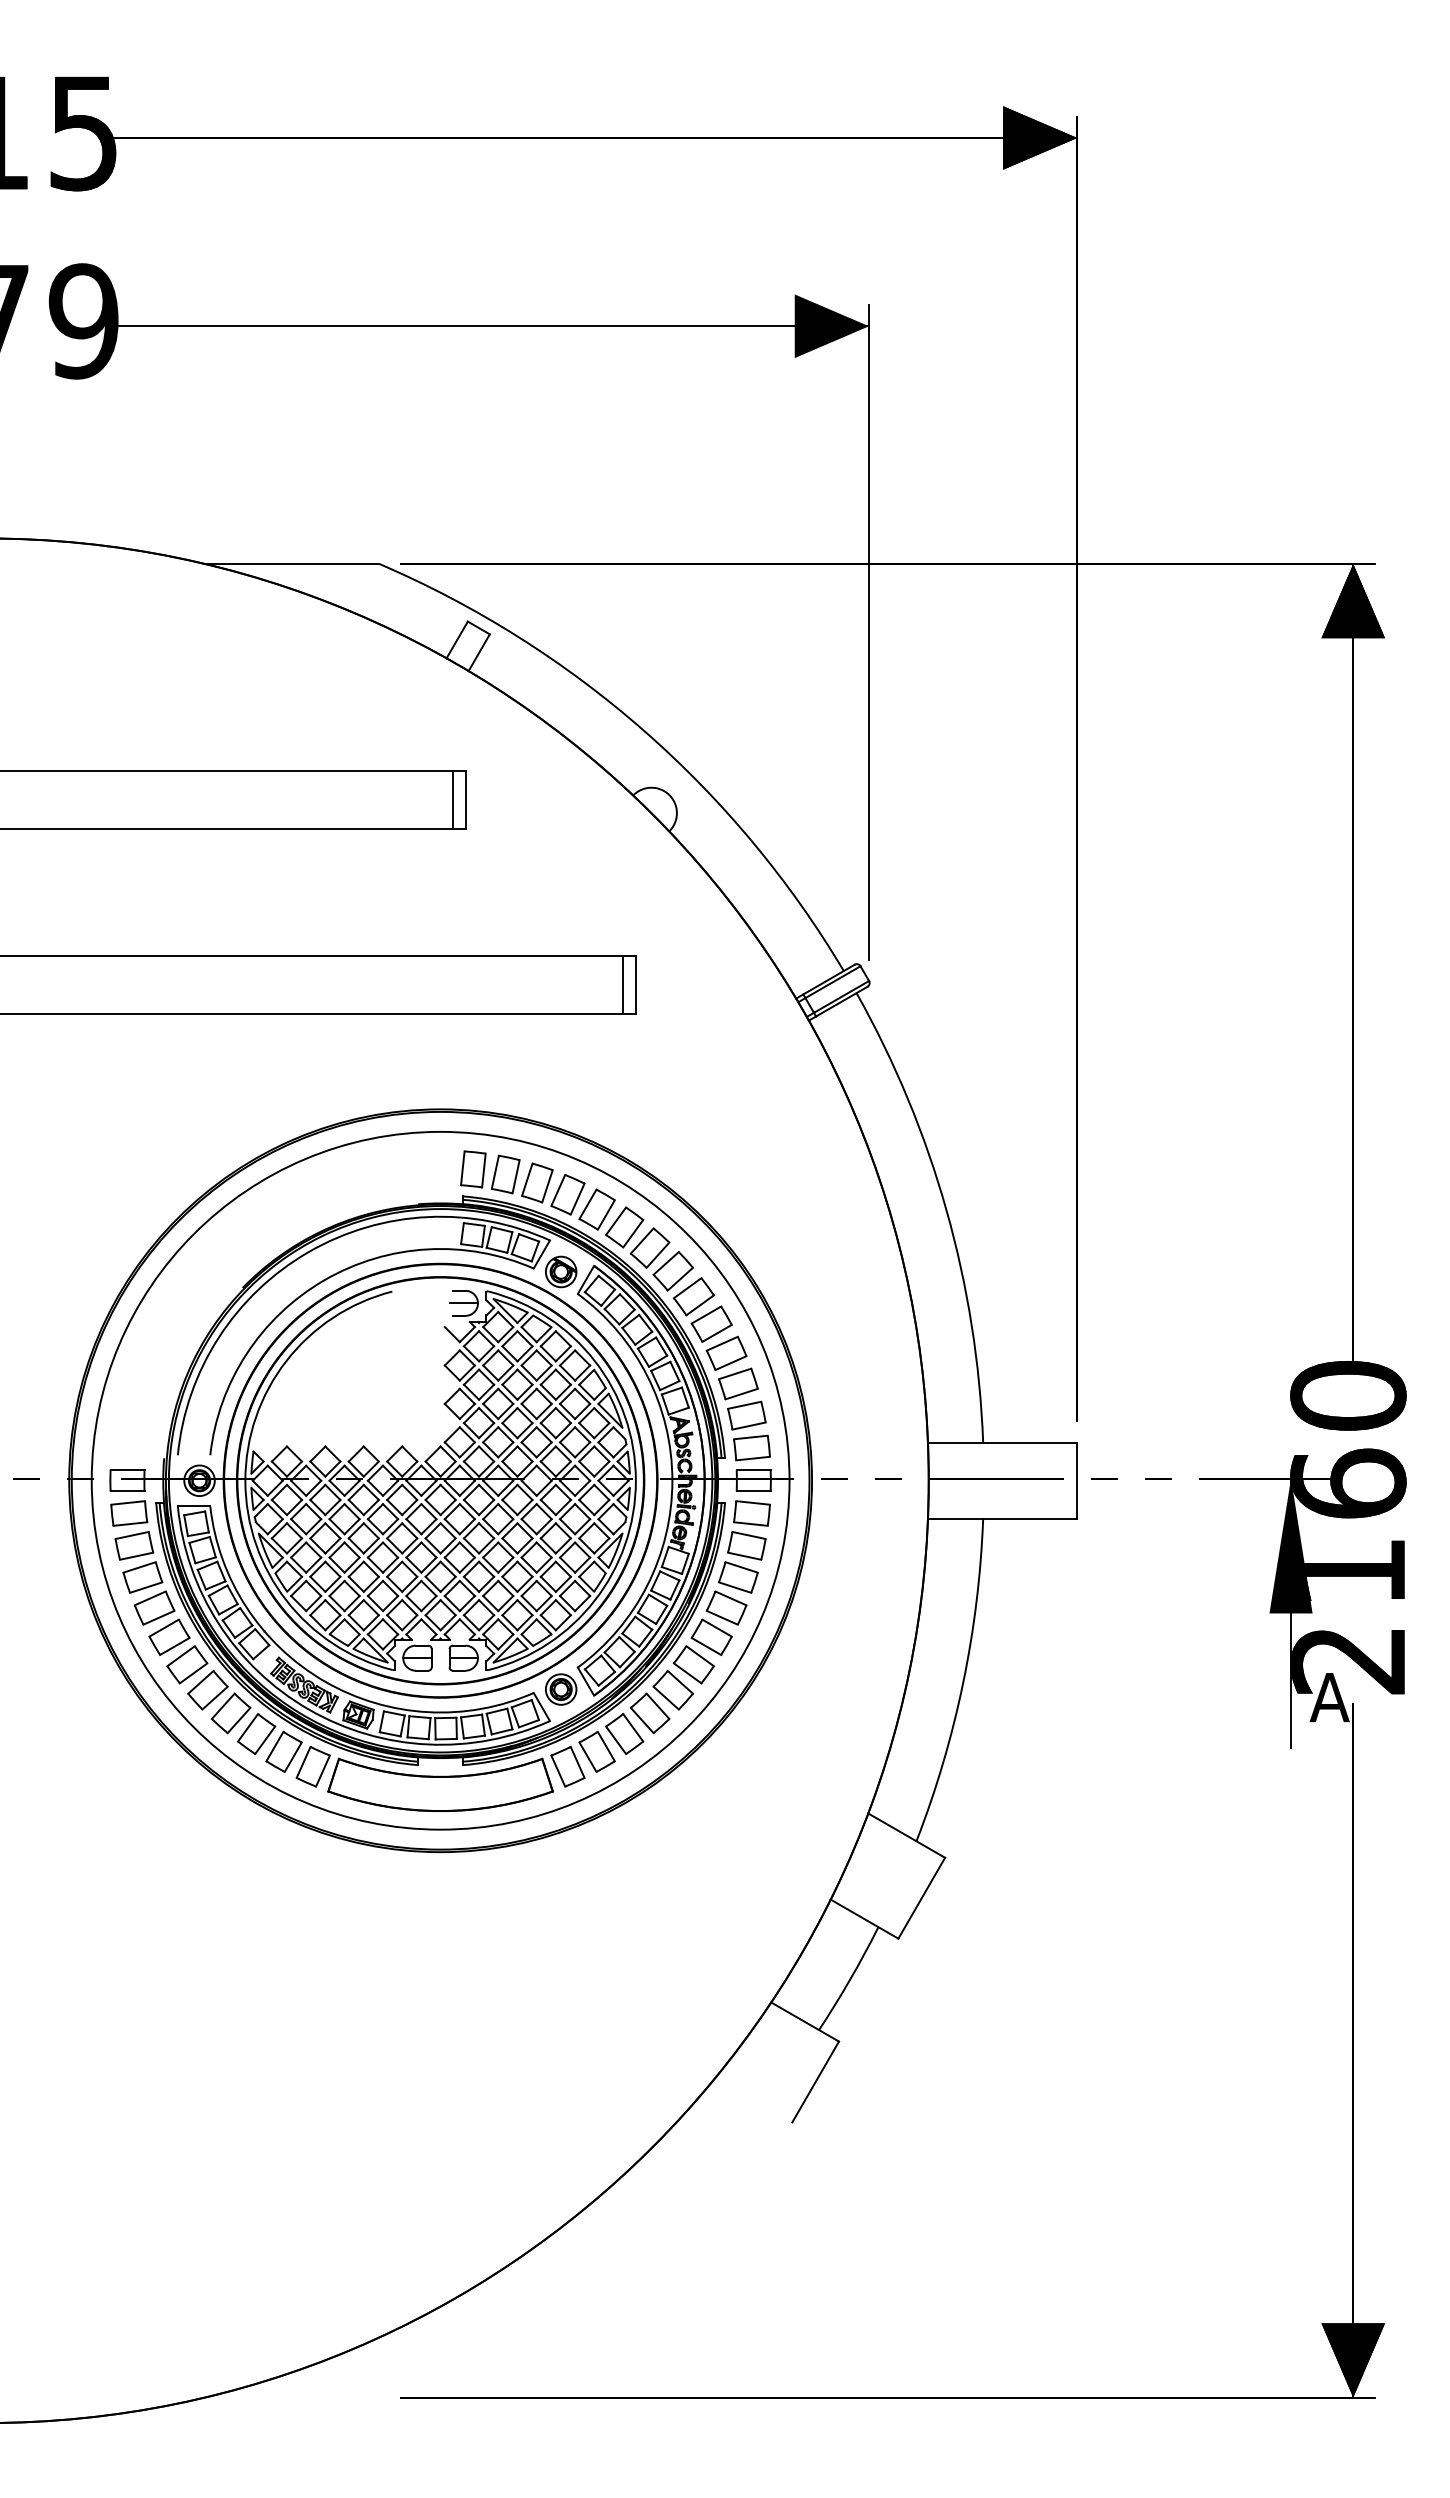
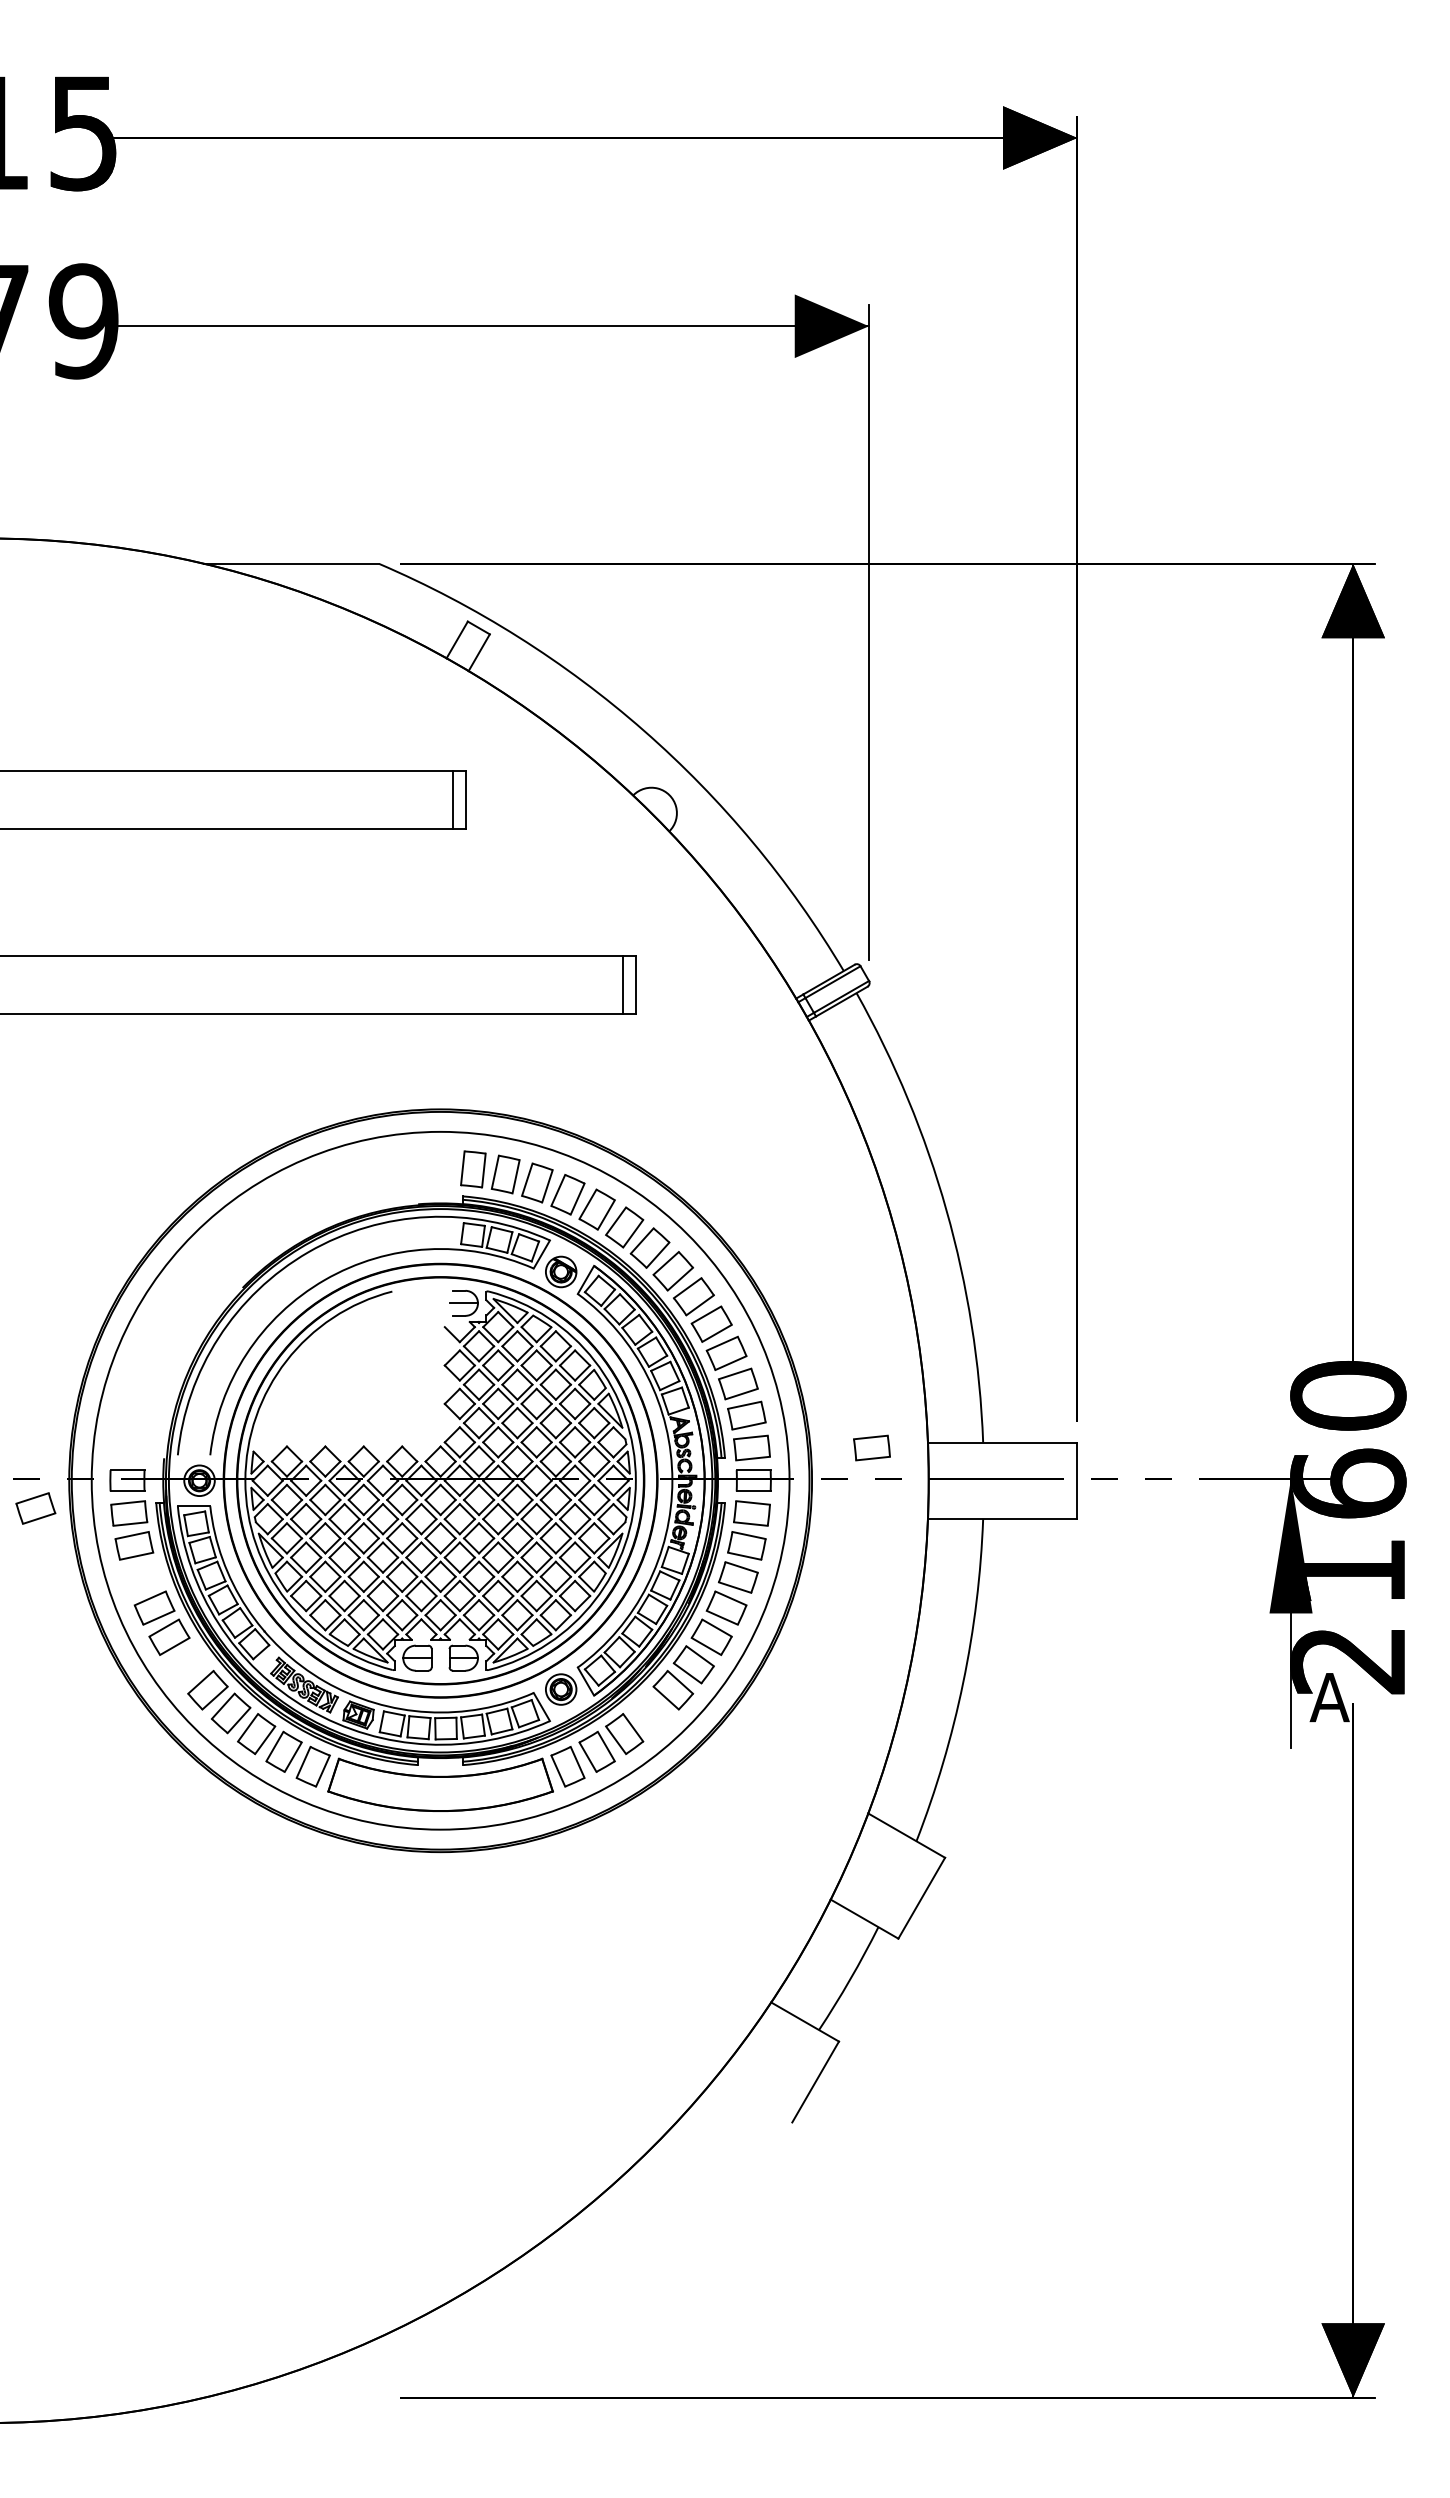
part: none -> present (871, 1447)
part position: (142, 1577) -> (35, 1508) (35, 1508)
part: present -> none (187, 1664)
part: present -> none (649, 1713)
